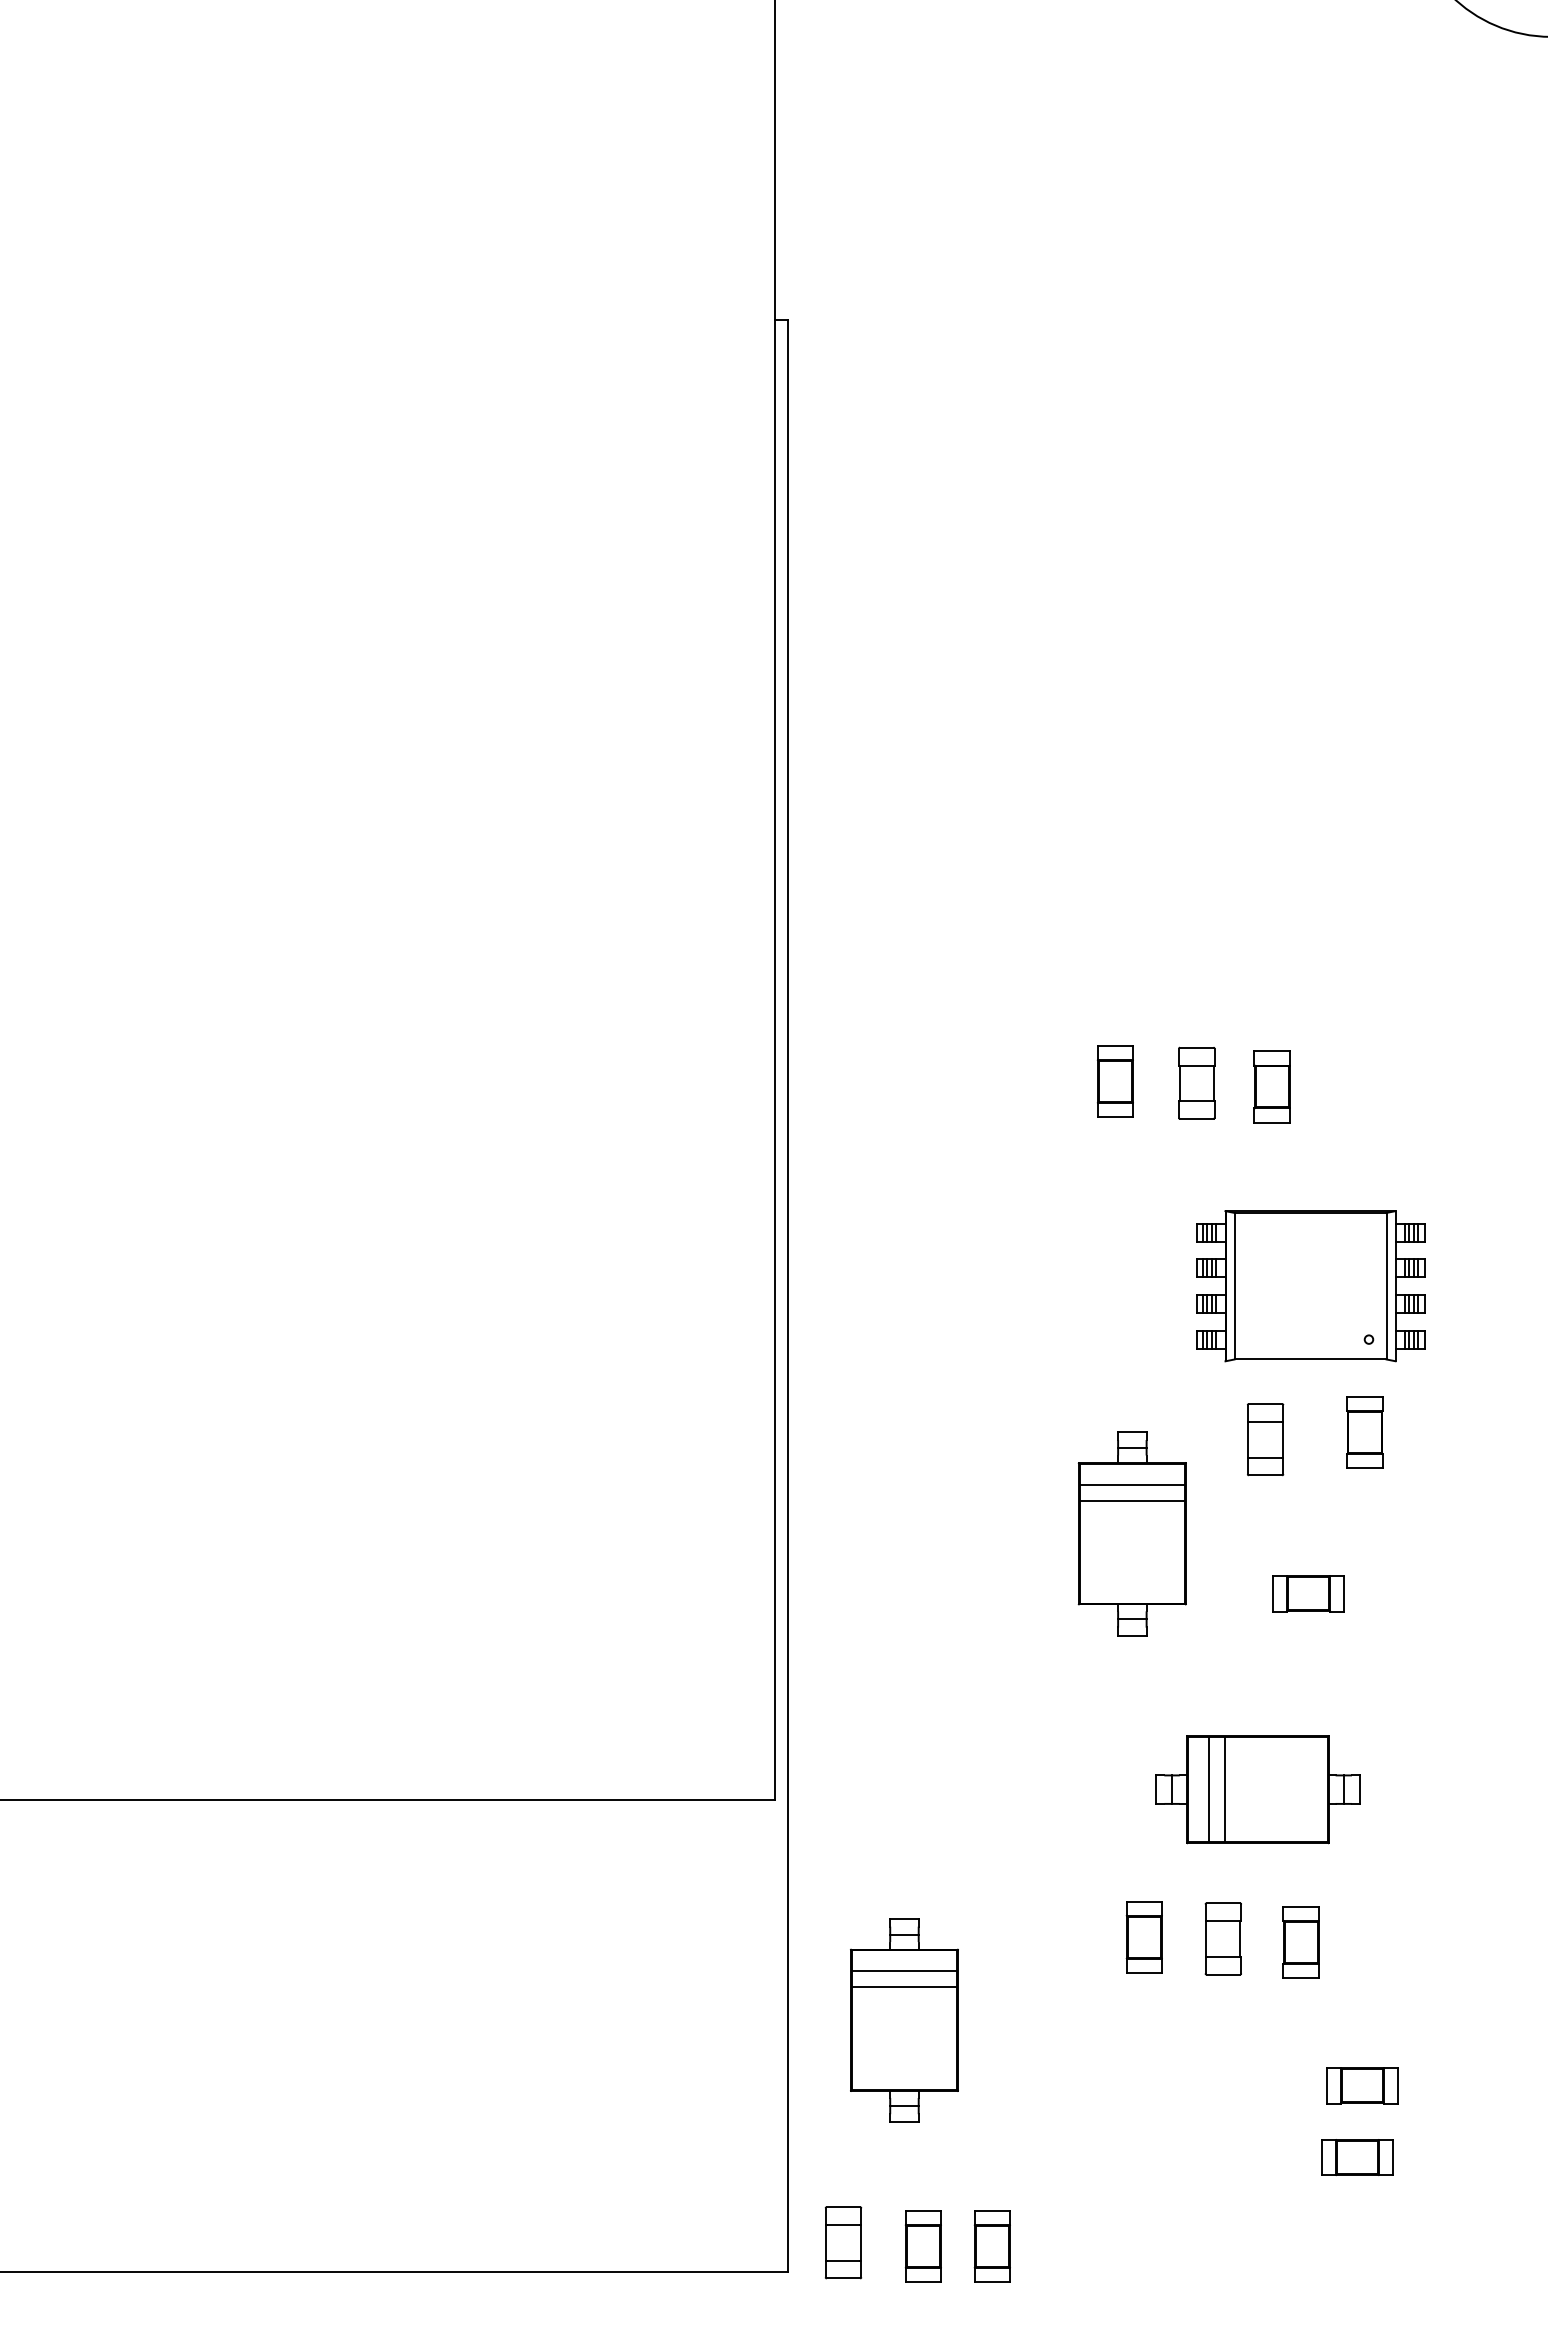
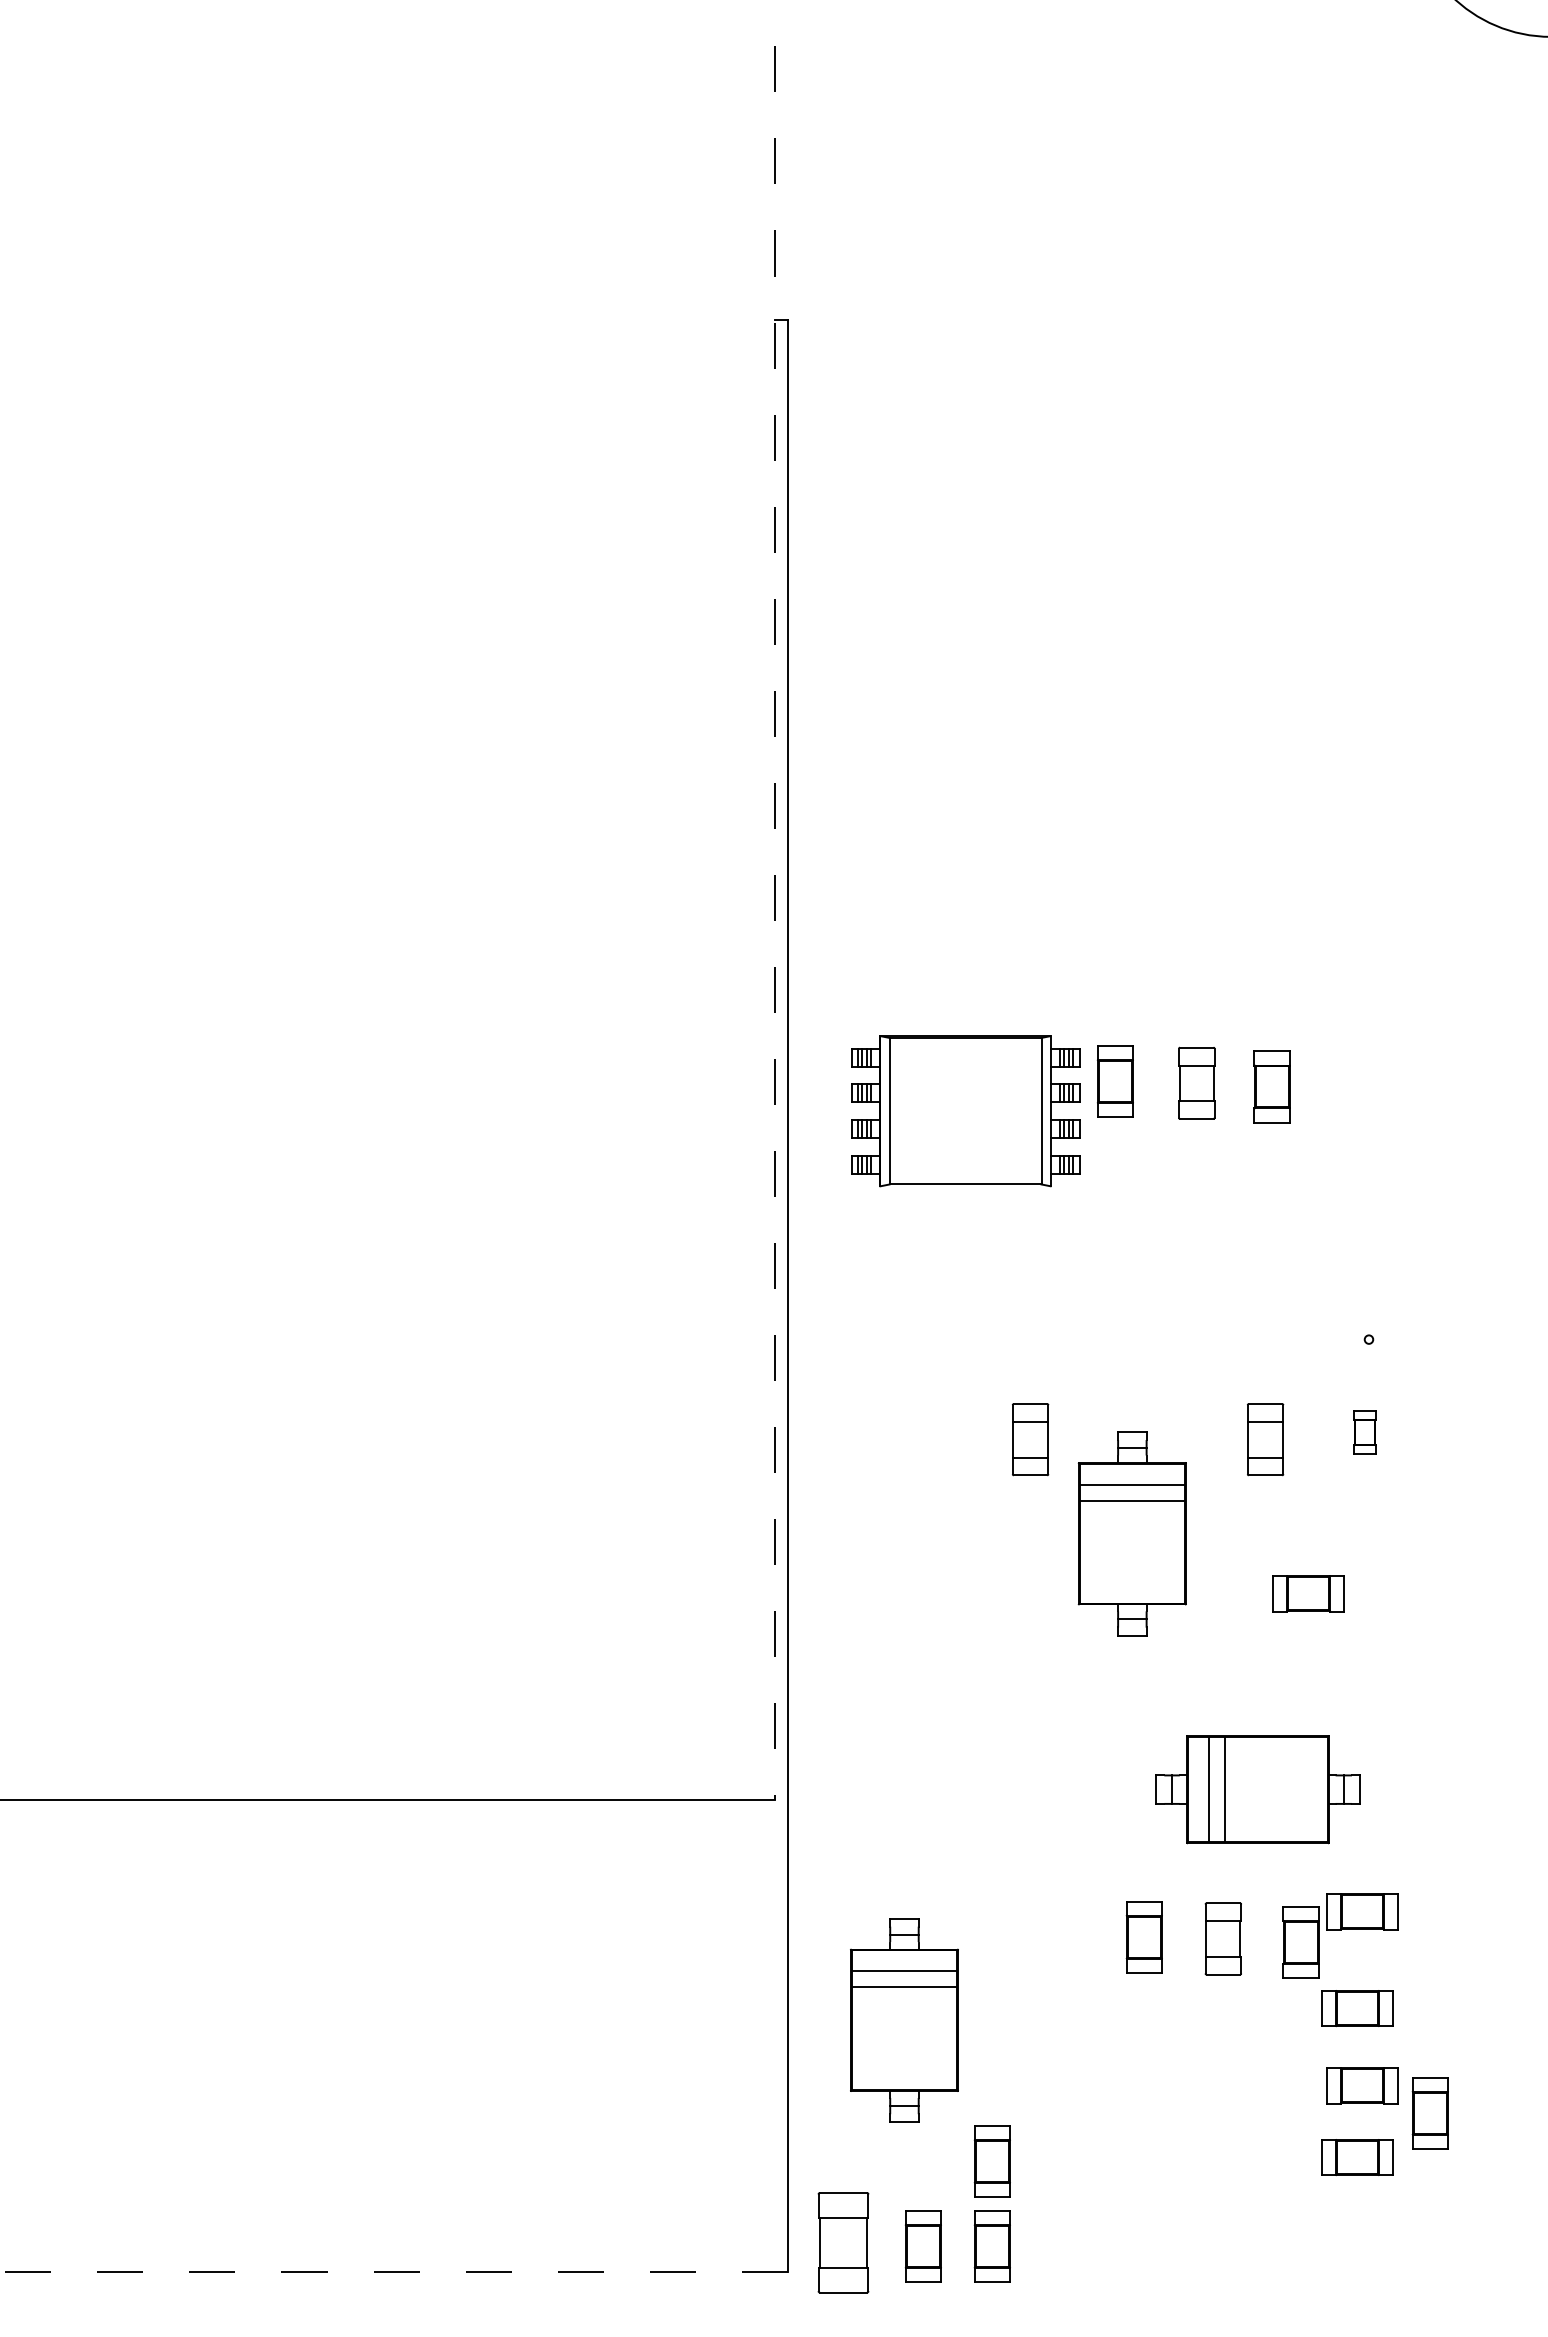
line: solid -> dashed (775, 899)
part position: (1310, 1286) -> (965, 1111) (965, 1111)
part size: 38x73 px -> 24x45 px (1364, 1432)
part: none -> present (1030, 1439)
part: none -> present (1362, 1911)
part: none -> present (1357, 2008)
part: none -> present (1429, 2113)
part: none -> present (991, 2161)
part size: 39x74 px -> 53x102 px (843, 2242)
line: solid -> dashed (393, 2271)
